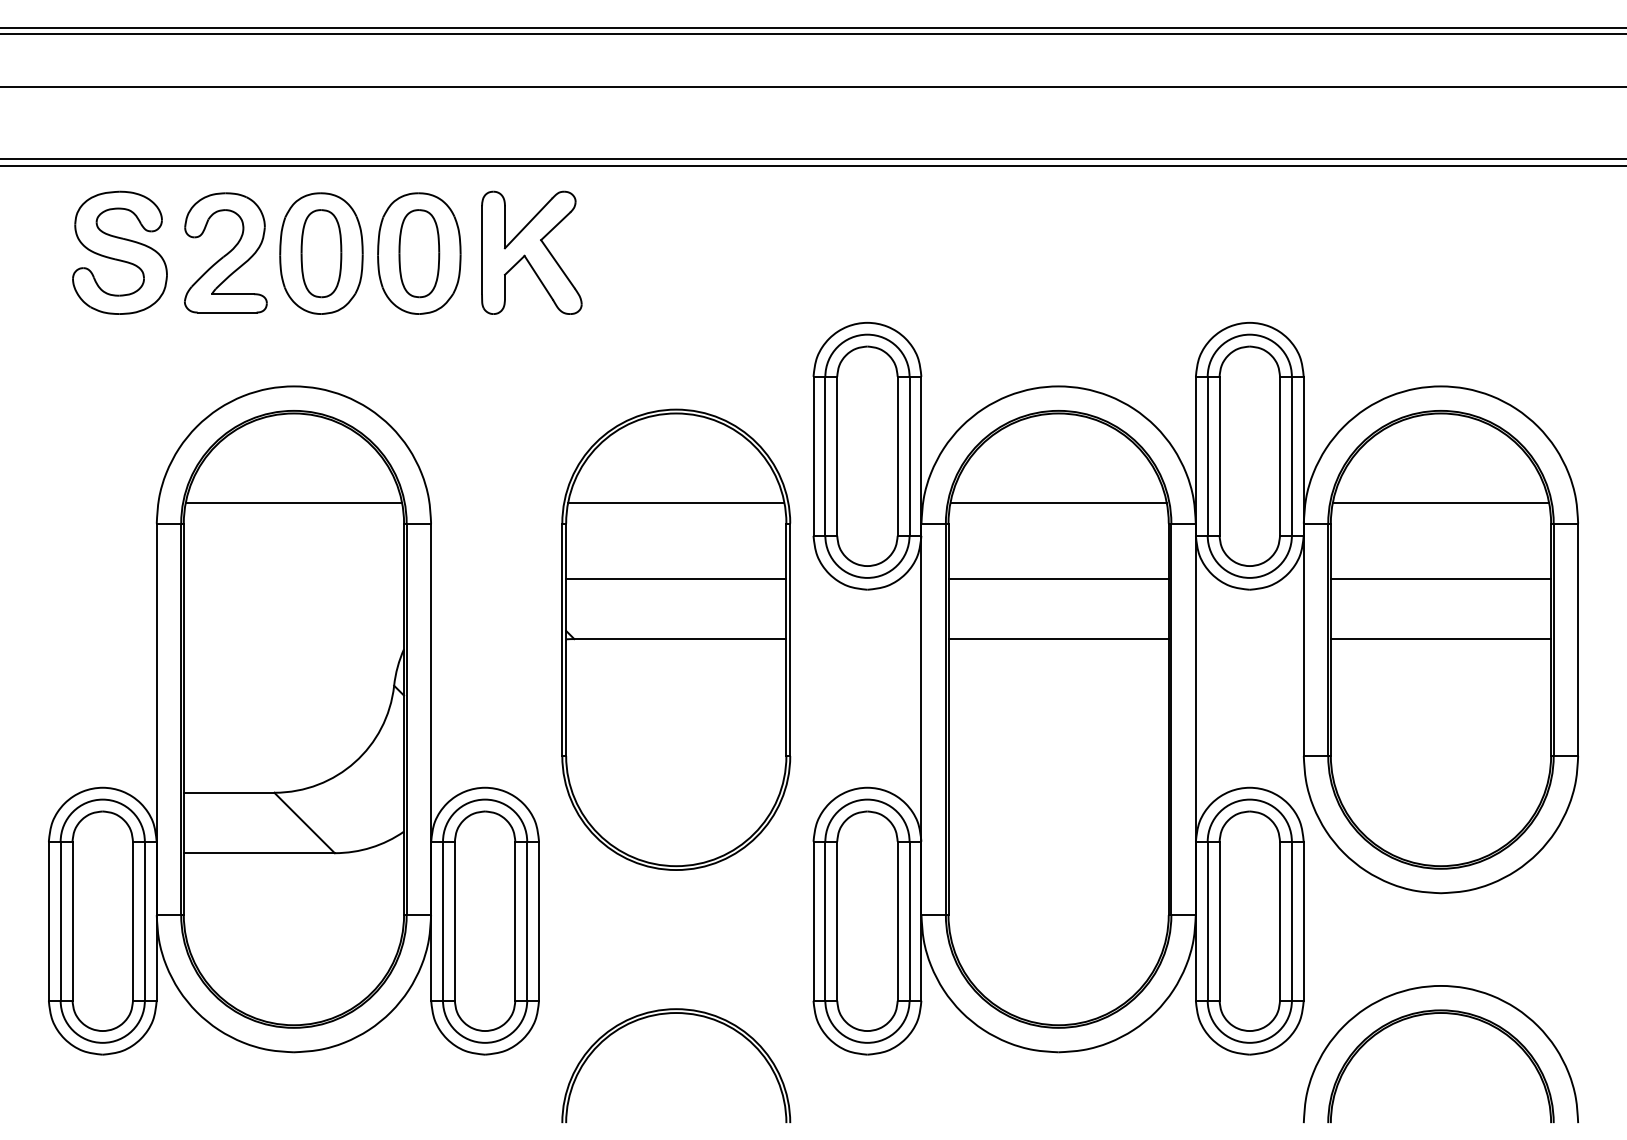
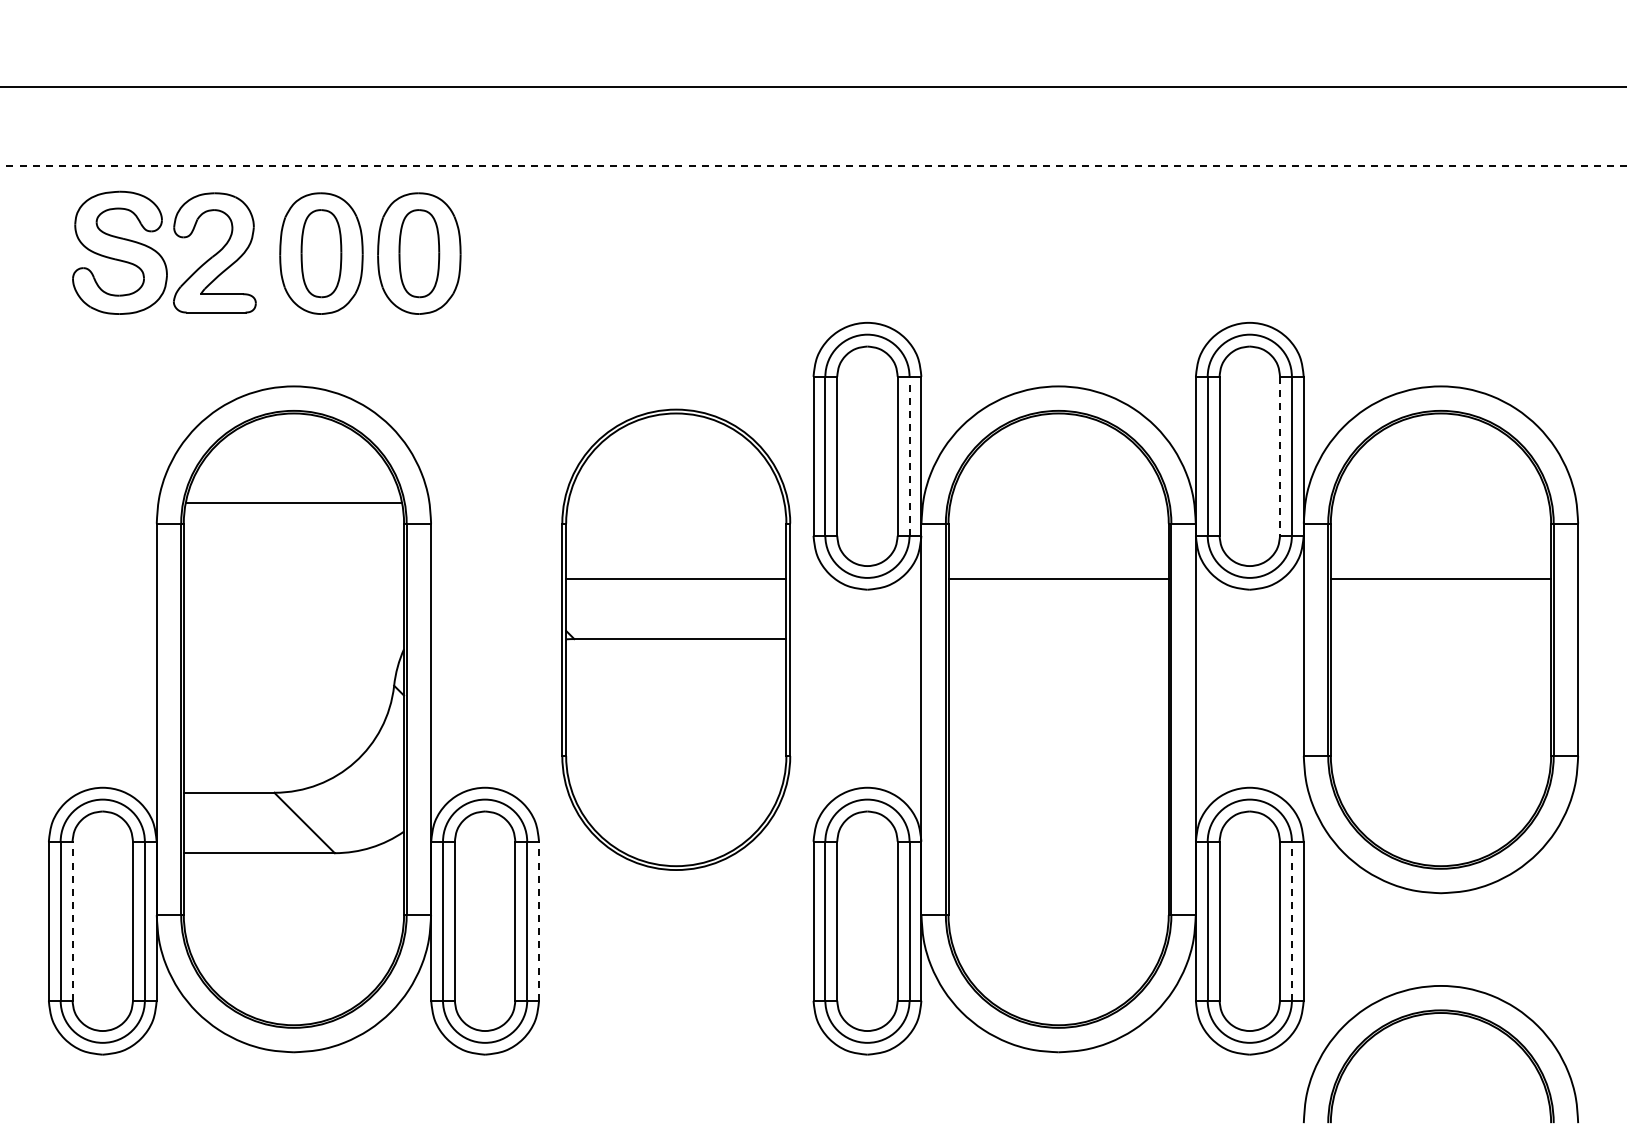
line: present -> none (812, 28)
line: present -> none (812, 34)
line: present -> none (812, 159)
line: solid -> dashed (813, 165)
part position: (225, 252) -> (214, 252) (214, 252)
part: present -> none (531, 252)
line: solid -> dashed (909, 456)
line: solid -> dashed (1280, 456)
line: present -> none (676, 502)
line: present -> none (1058, 502)
line: present -> none (1440, 502)
line: present -> none (1058, 639)
line: present -> none (1440, 639)
line: solid -> dashed (72, 921)
line: solid -> dashed (539, 921)
line: solid -> dashed (1291, 921)
part: present -> none (682, 1014)
